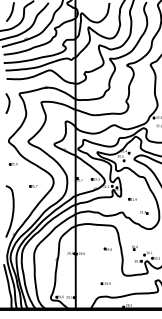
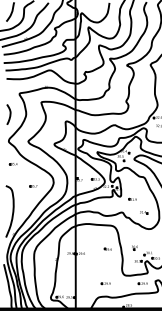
curve position: (8, 103) -> (9, 114) (9, 114)
part: none -> present (142, 283)
